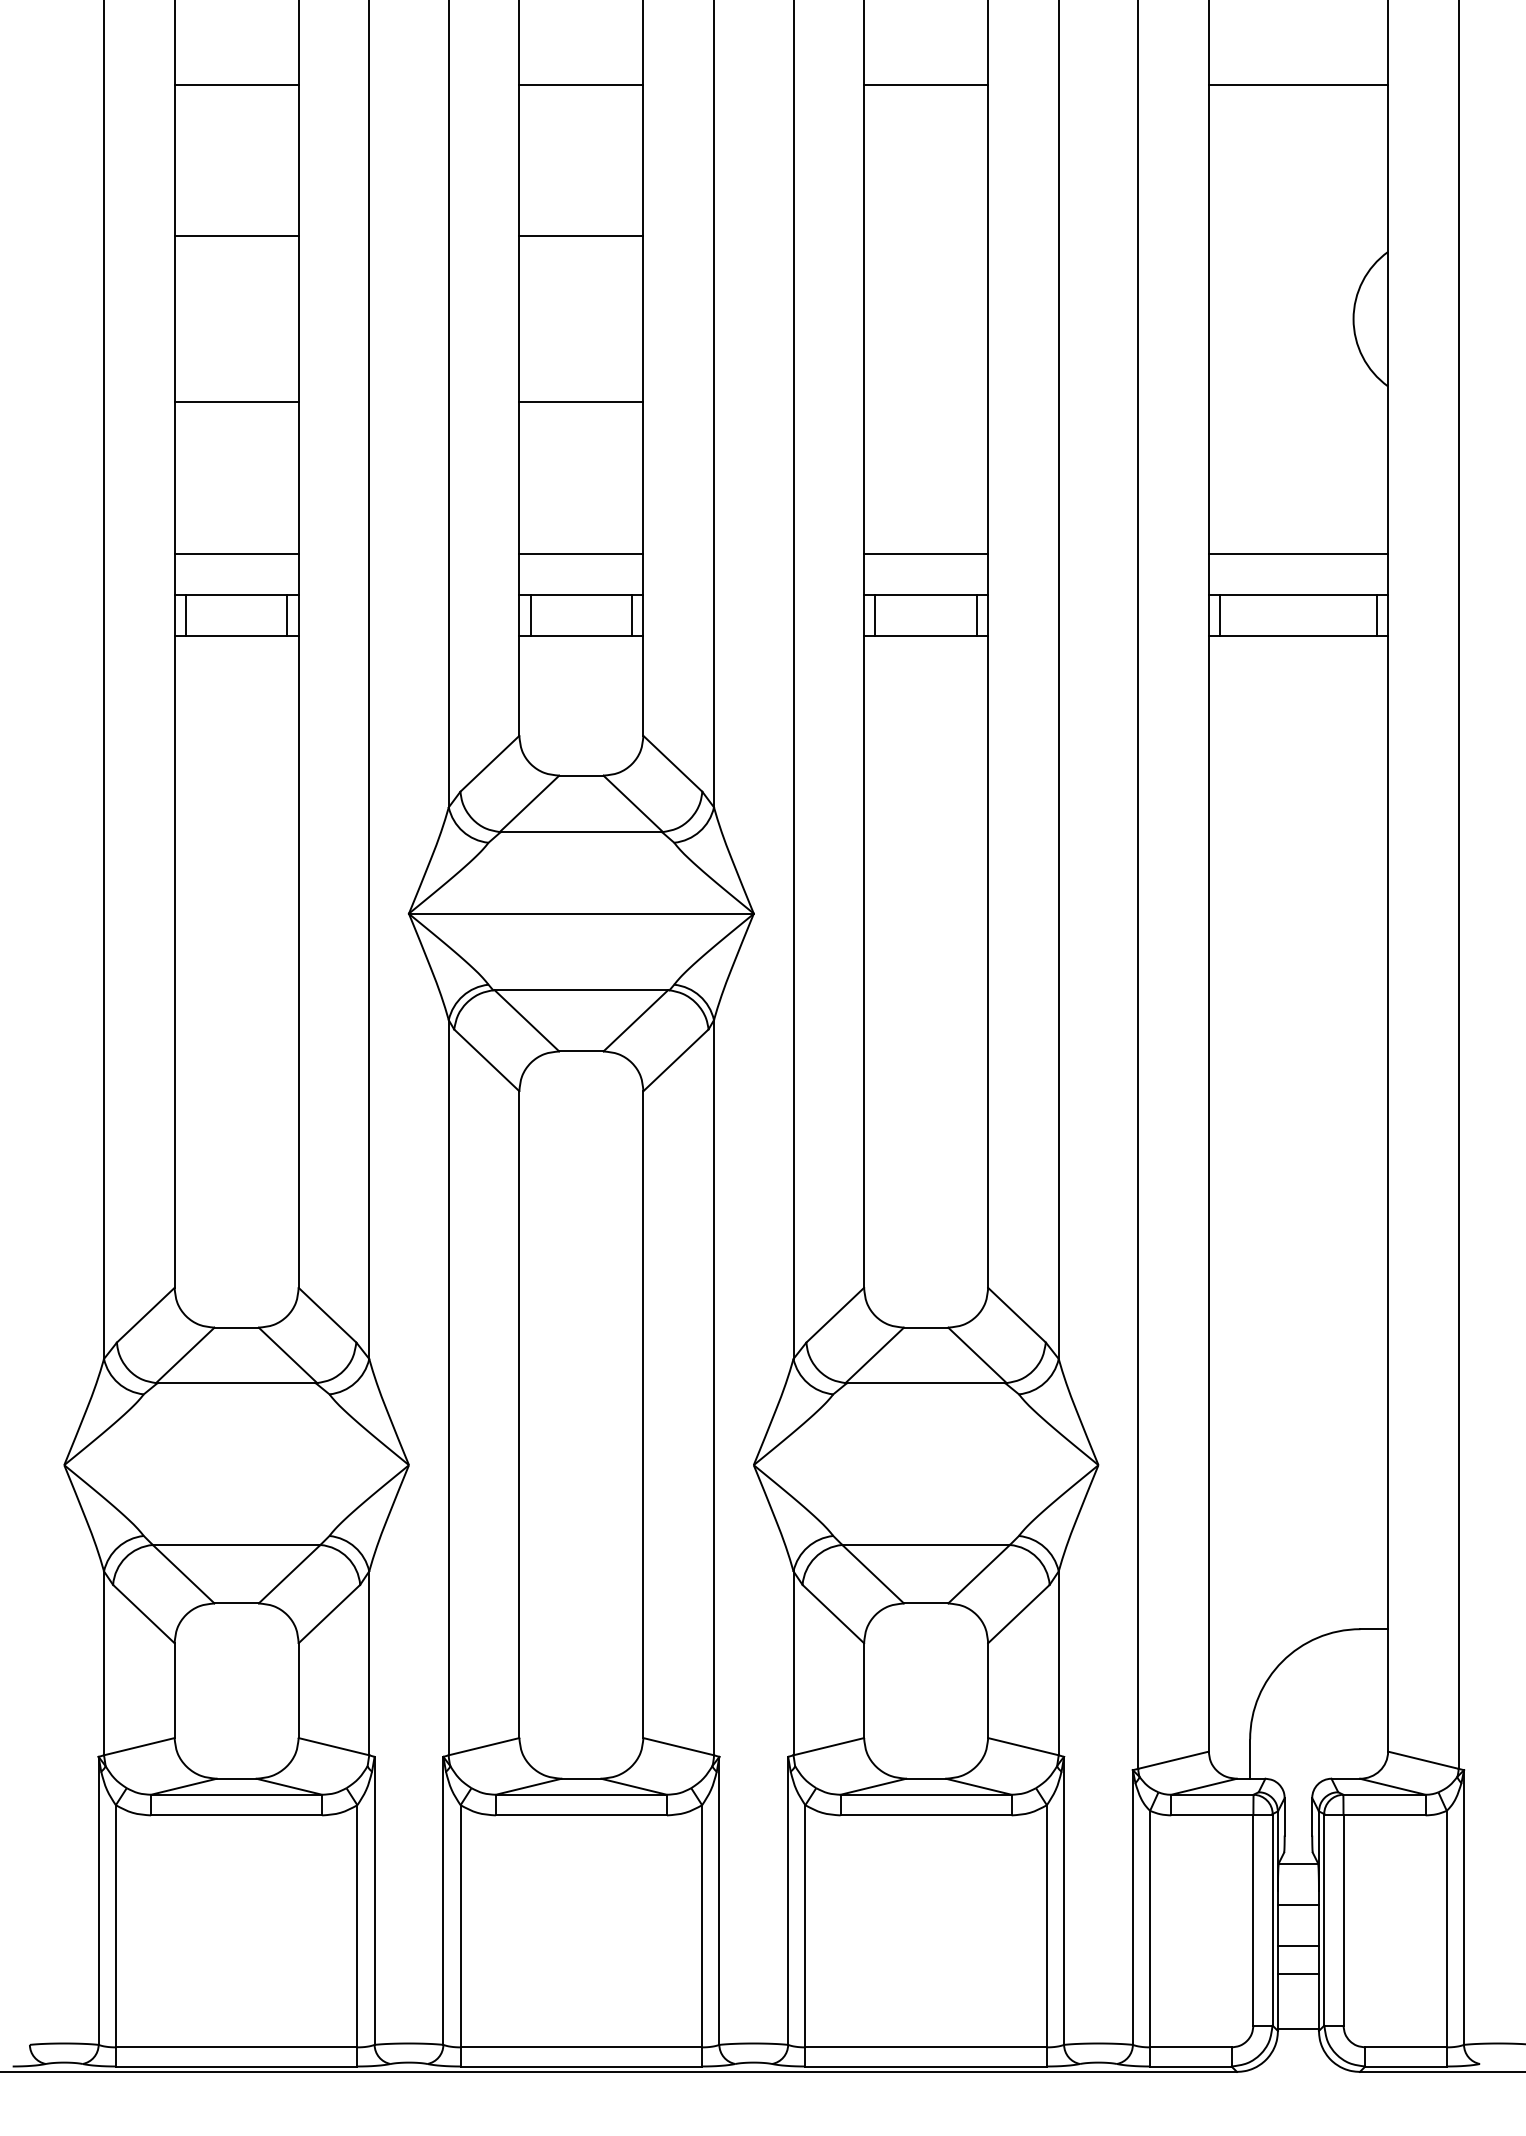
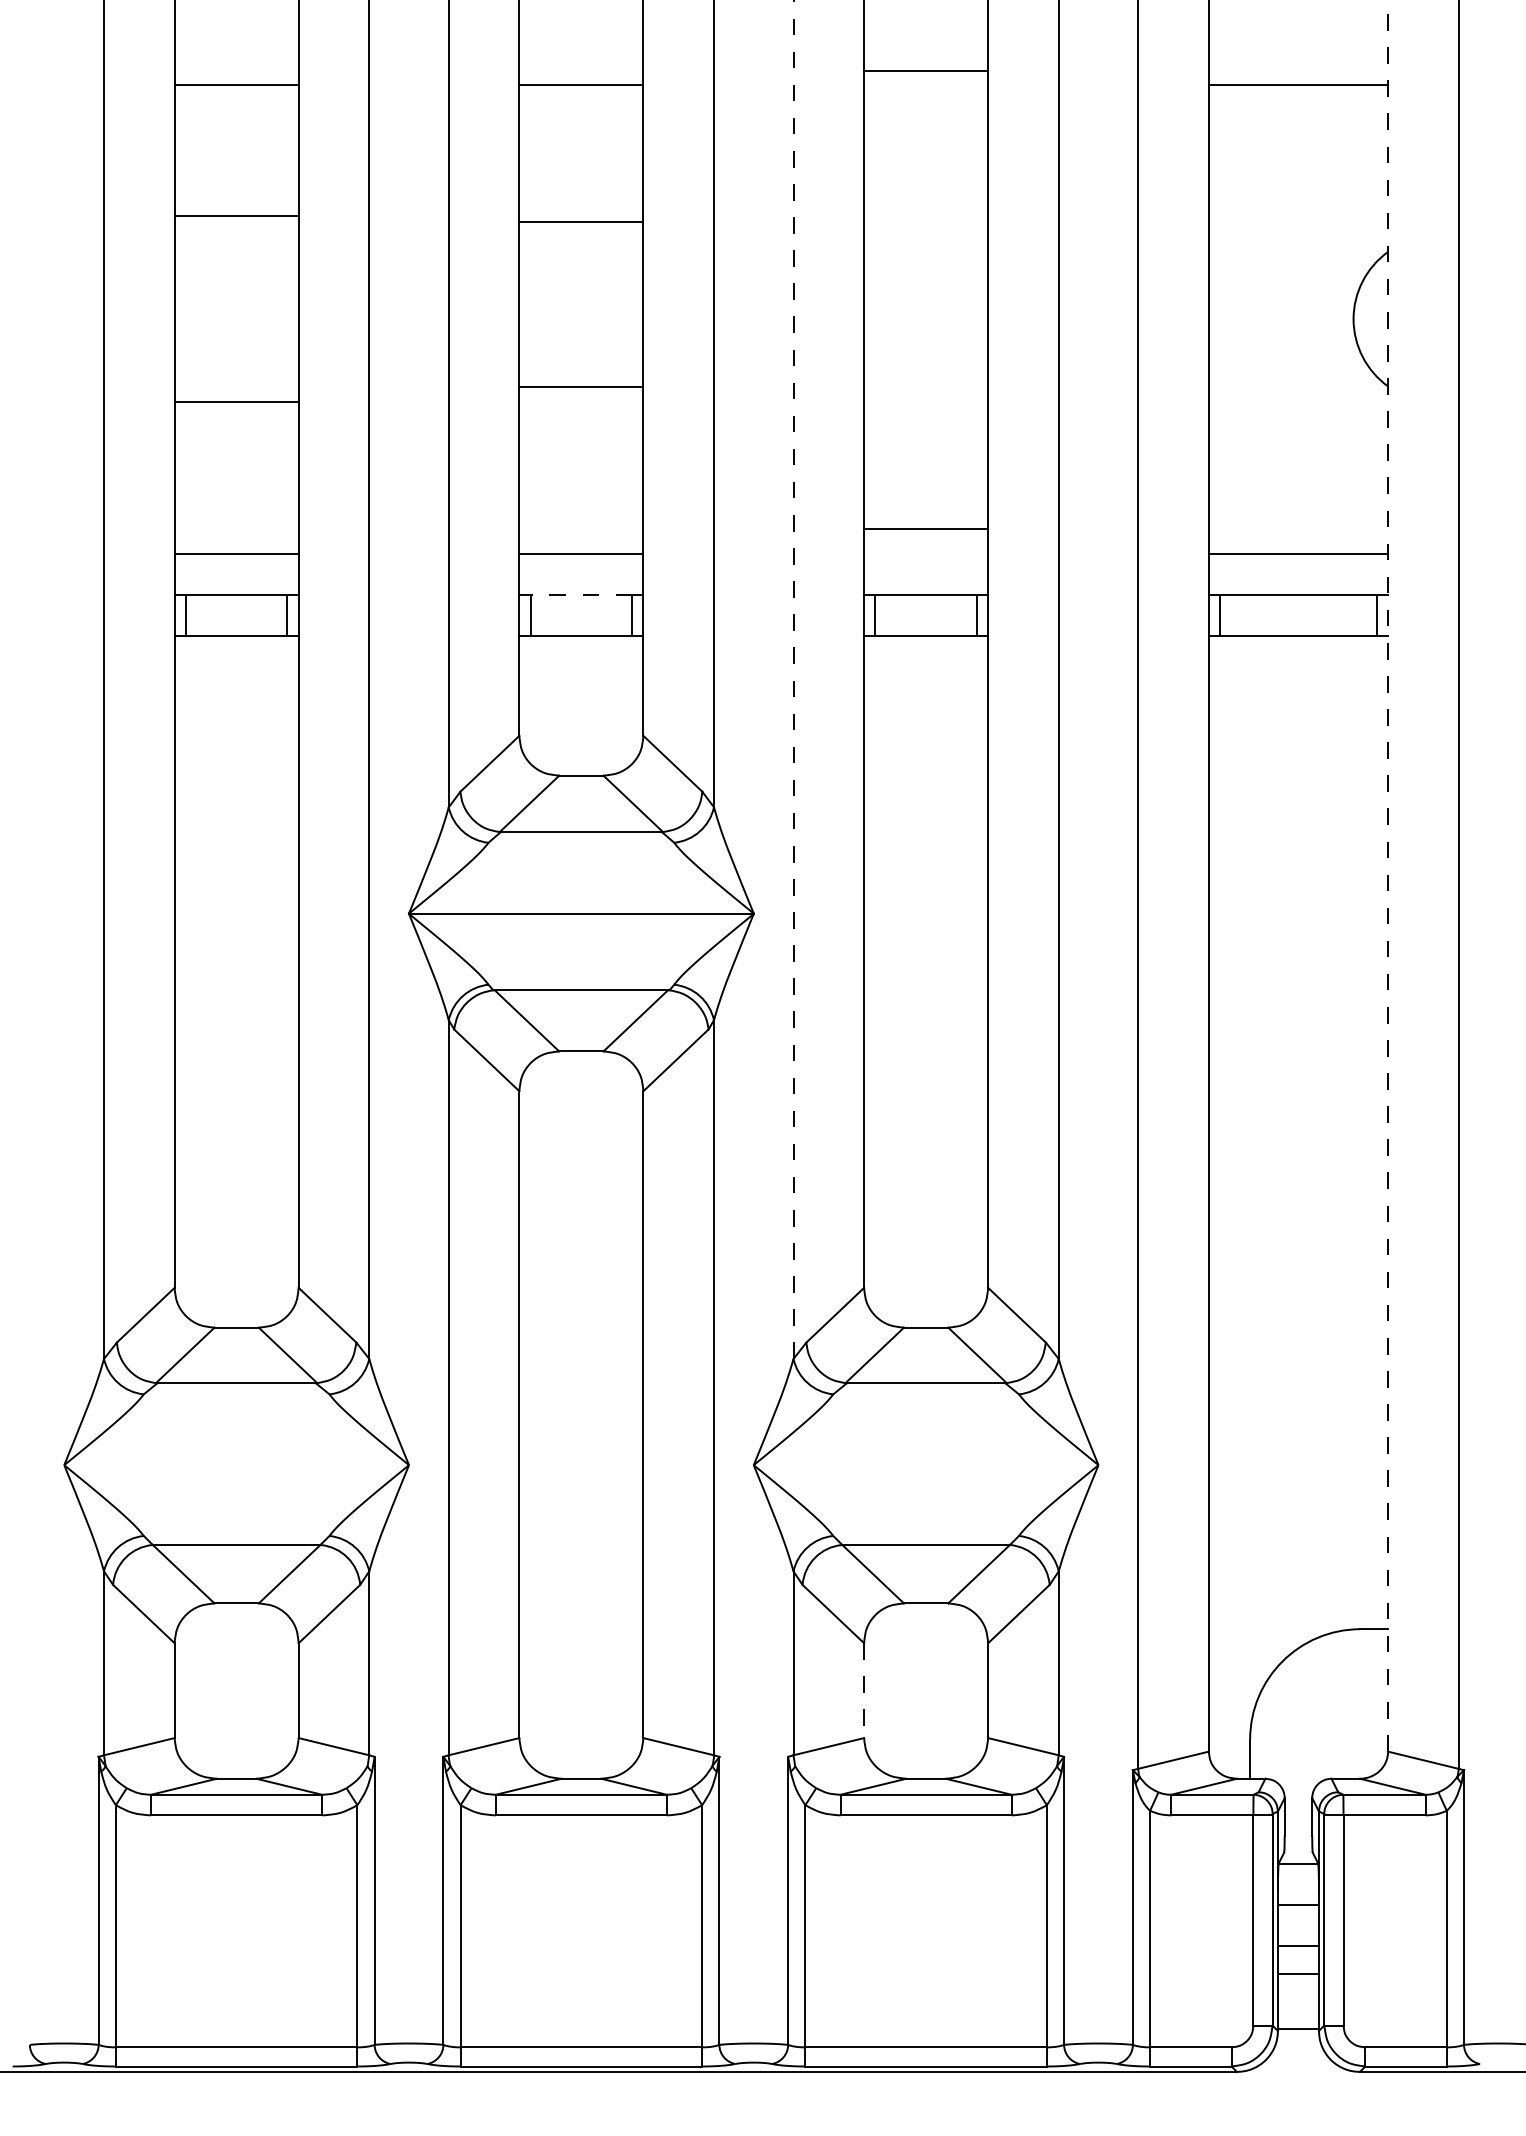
line position: (926, 84) -> (926, 70) (926, 70)
line position: (236, 236) -> (236, 216) (236, 216)
line position: (581, 236) -> (581, 222) (581, 222)
line position: (581, 401) -> (581, 386) (581, 386)
line position: (926, 553) -> (926, 528) (926, 528)
line: solid -> dashed (581, 594)
line: solid -> dashed (793, 679)
line: solid -> dashed (1388, 875)
line: solid -> dashed (864, 1691)
